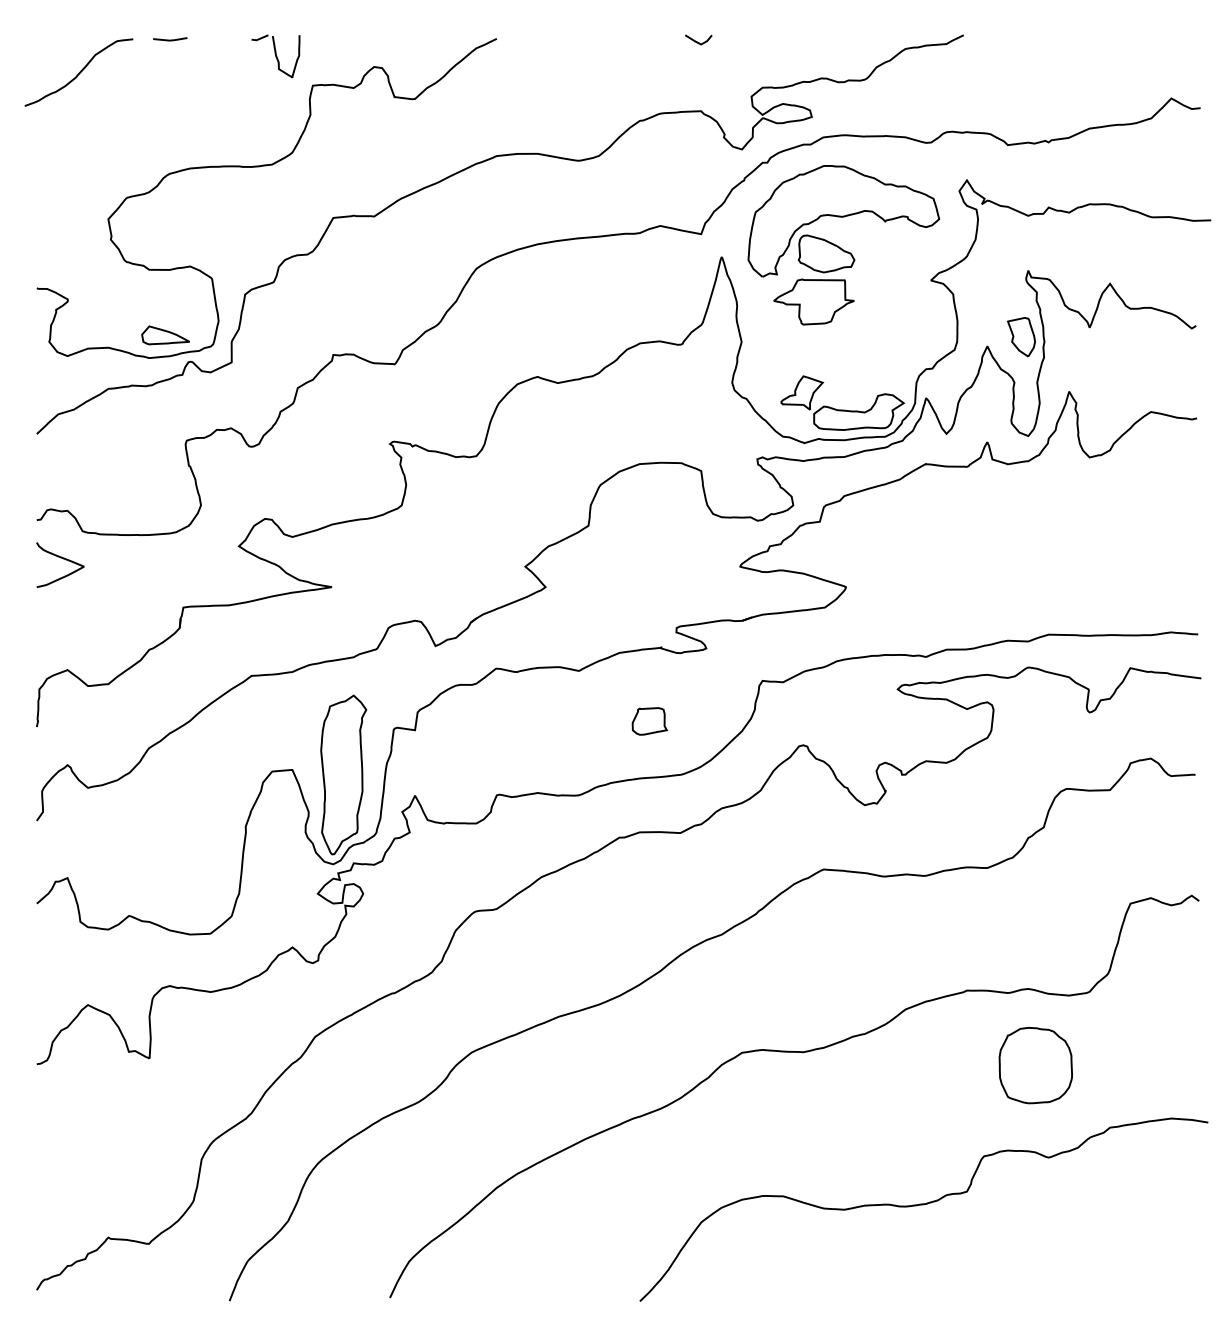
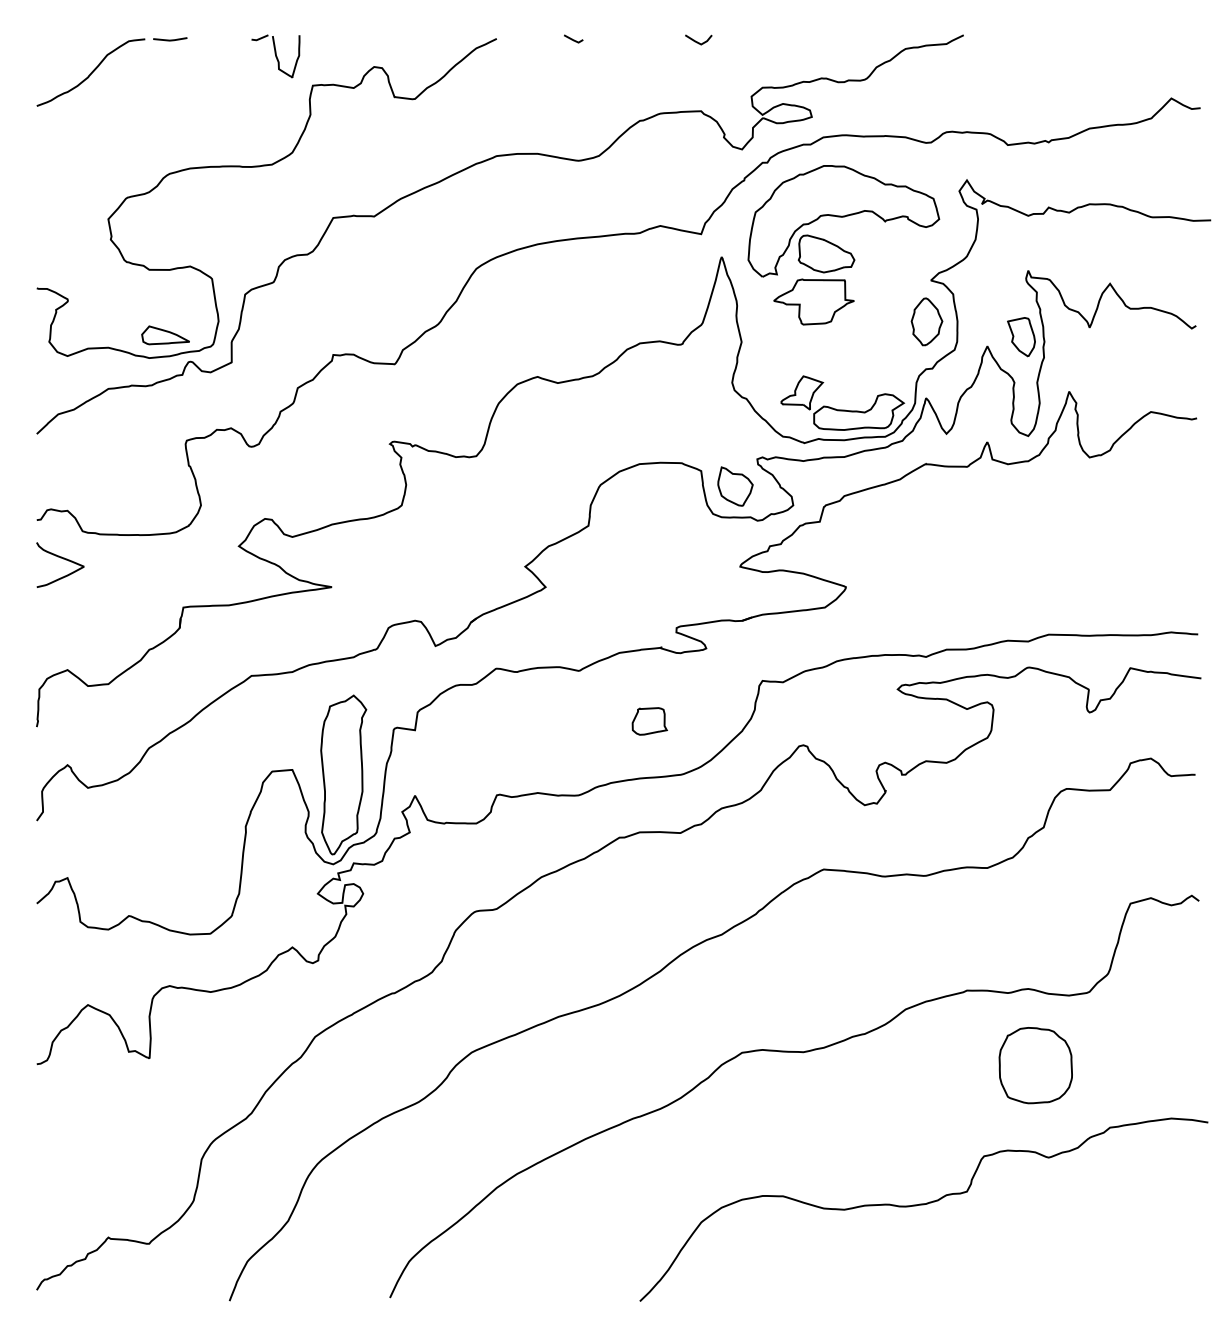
line: none -> present (572, 38)
curve position: (78, 72) -> (90, 72) (90, 72)
part: none -> present (926, 321)
part: none -> present (735, 486)
